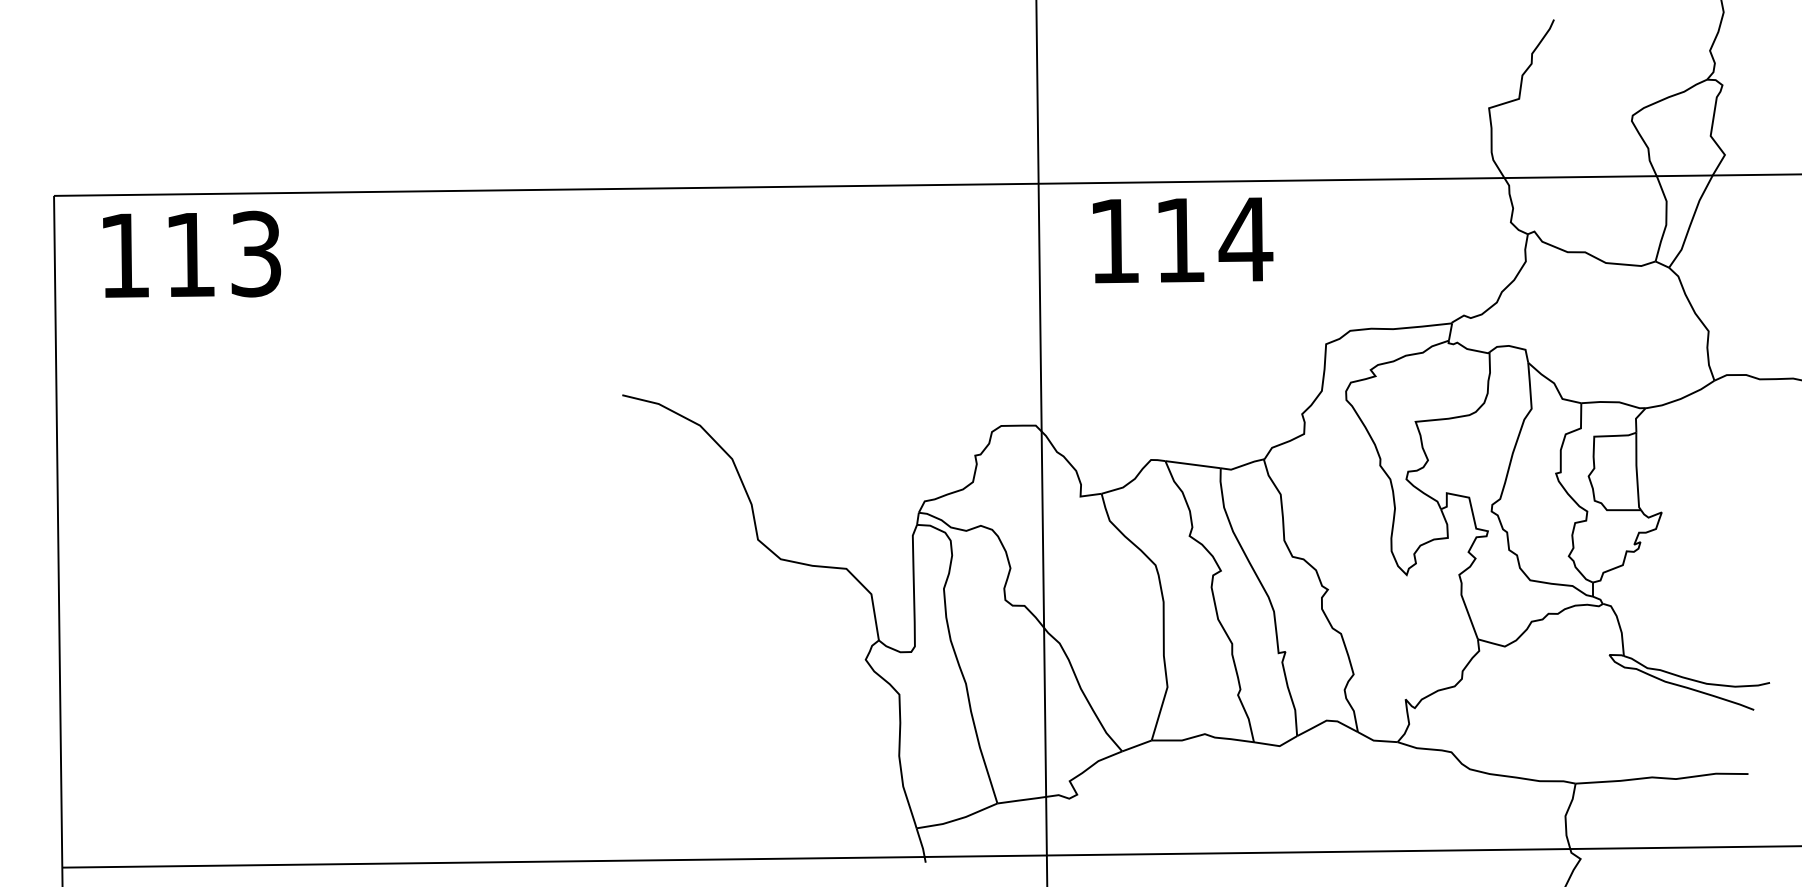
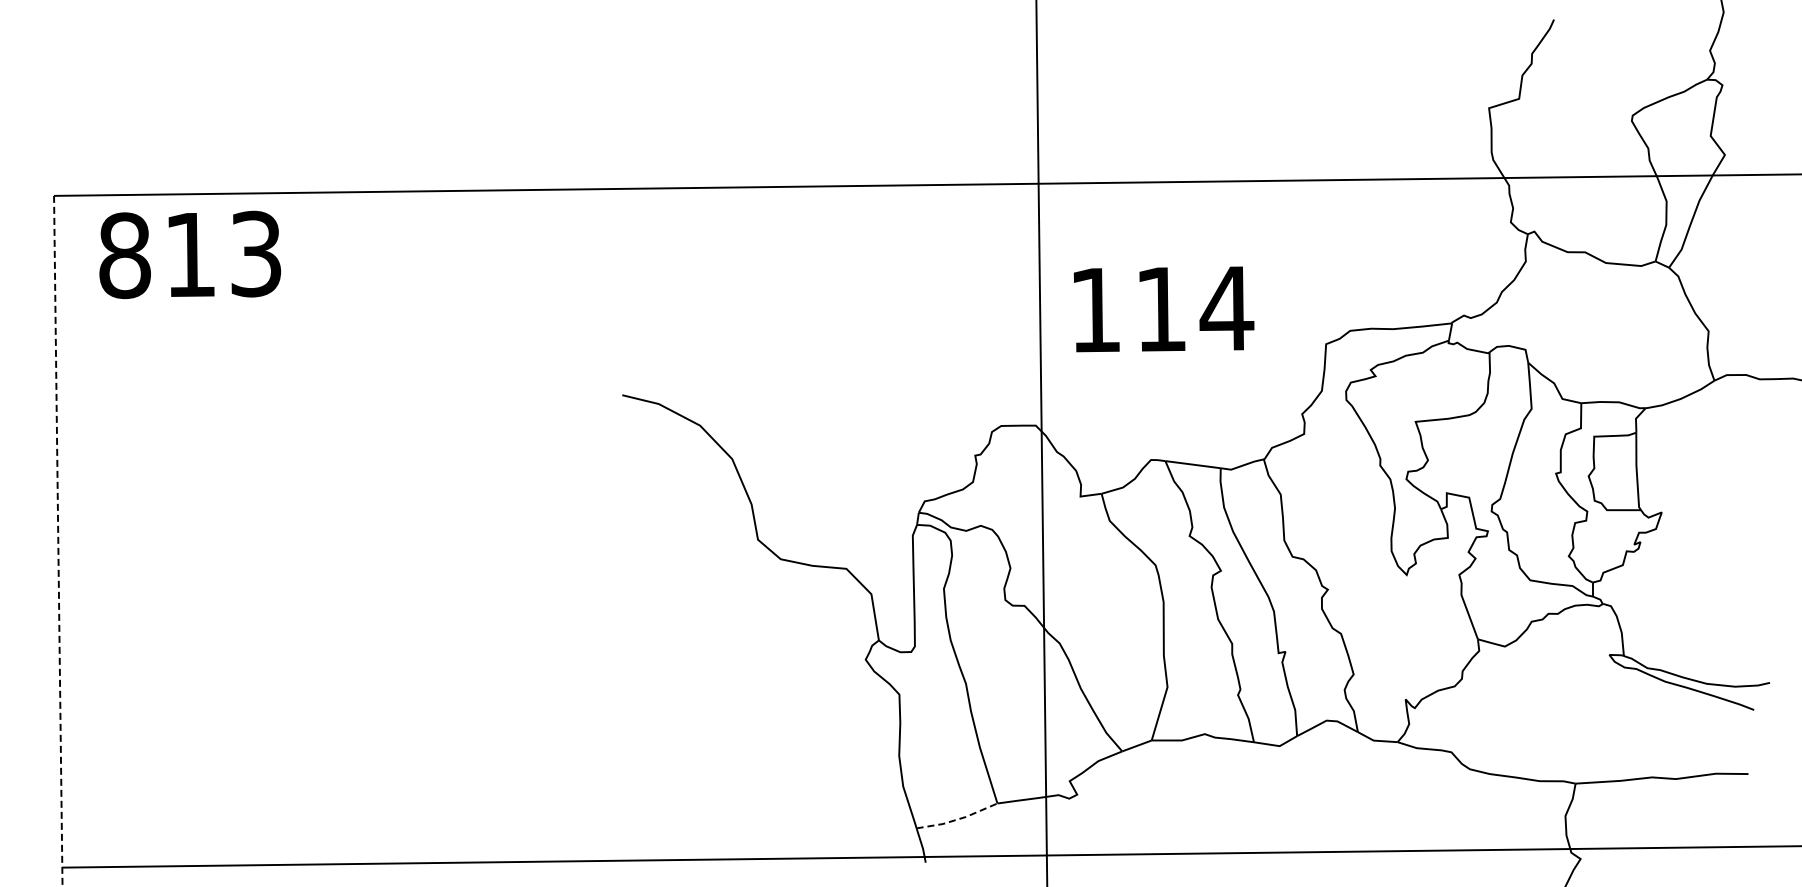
text position: (1182, 240) -> (1163, 309) (1163, 309)
text: 113 -> 813 (124, 255)
line: solid -> dashed (58, 541)
line: solid -> dashed (958, 819)
